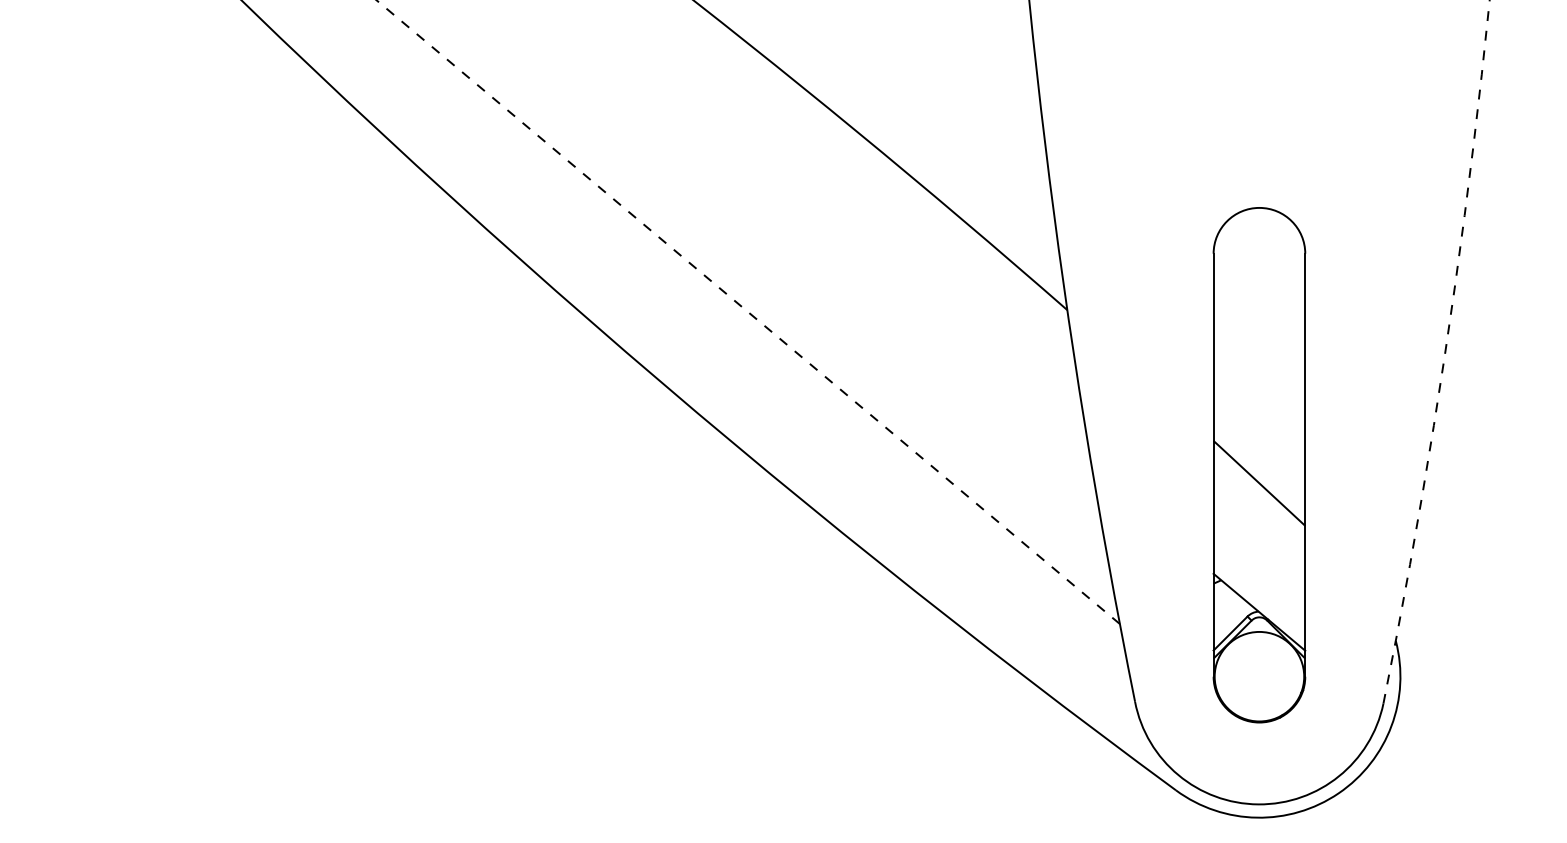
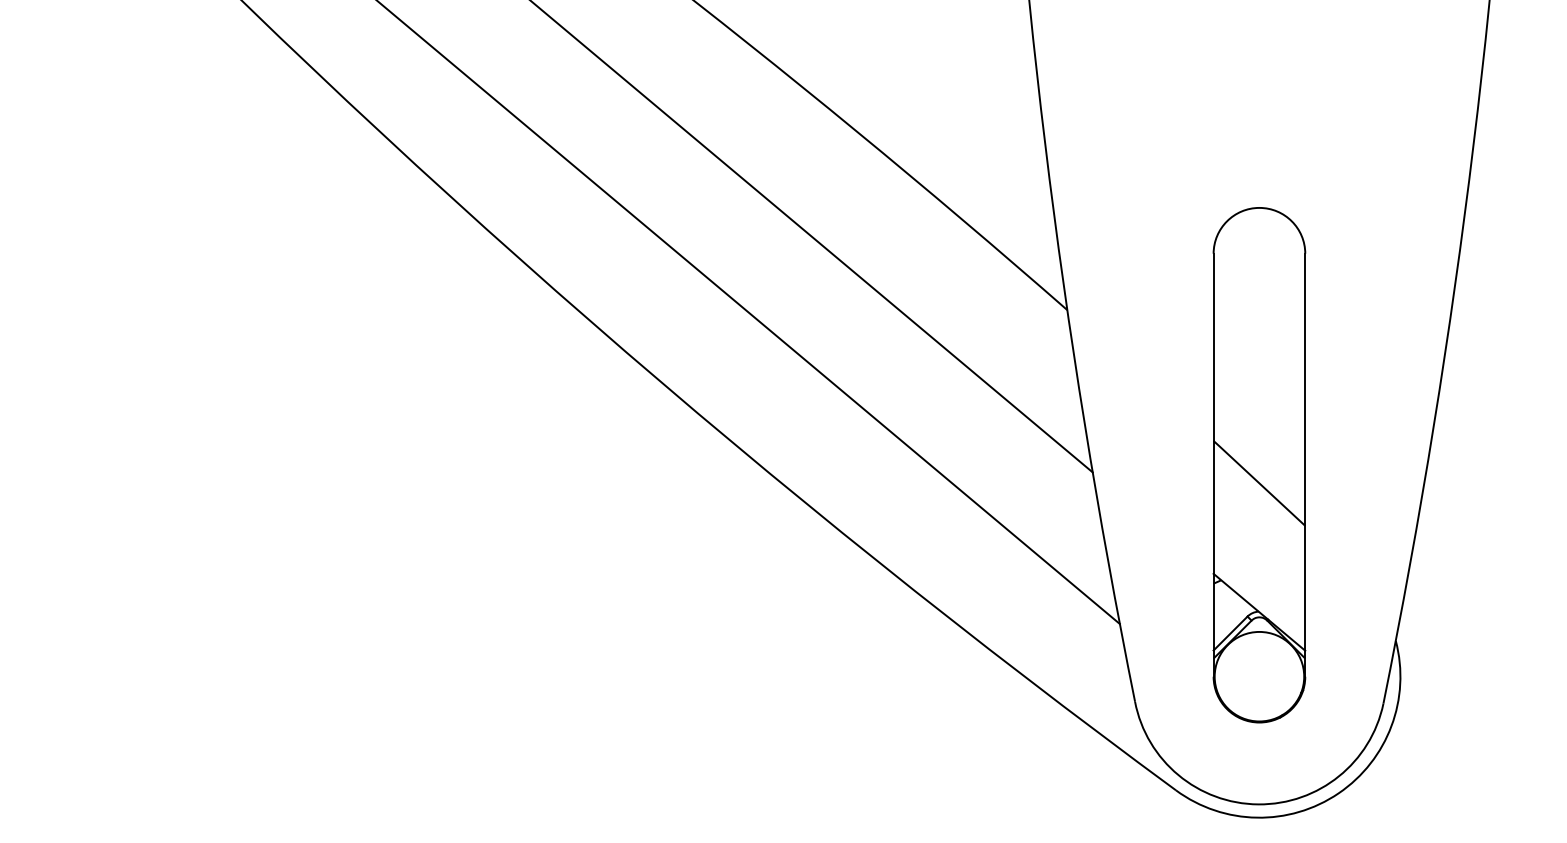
line: none -> present (812, 237)
line: dashed -> solid (748, 312)
arc: dashed -> solid (1445, 353)
